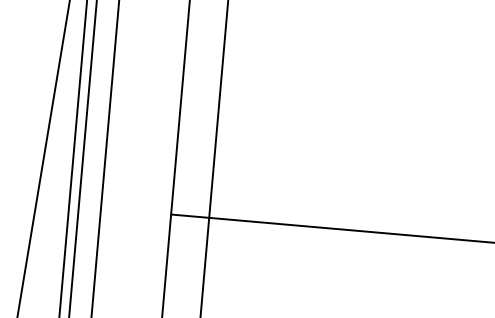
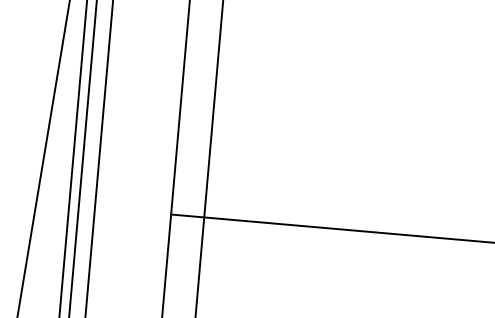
line position: (105, 158) -> (98, 158) (98, 158)
line position: (214, 158) -> (209, 158) (209, 158)
